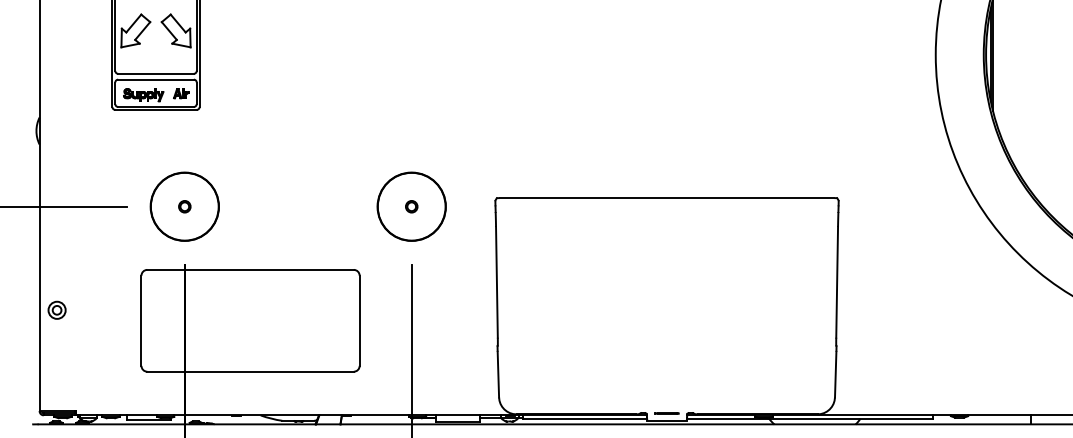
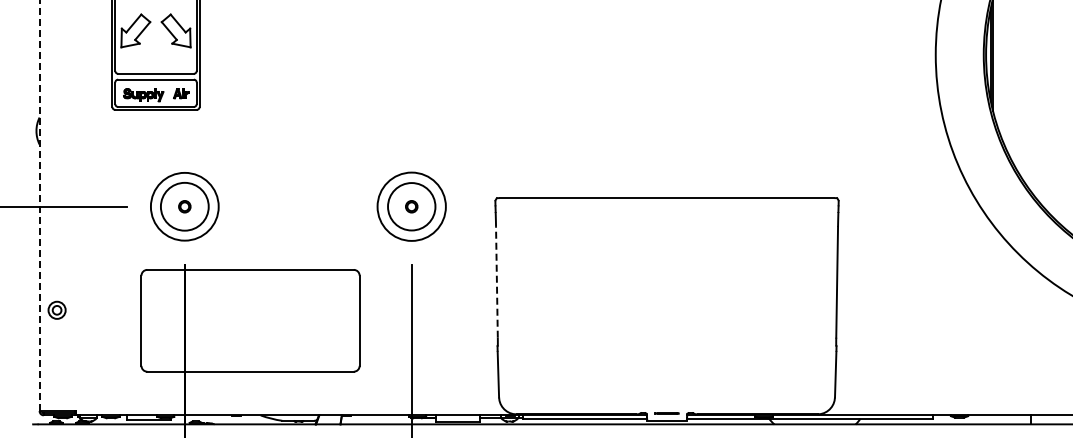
line: solid -> dashed (39, 205)
circle diameter: 68 px -> 48 px (184, 206)
circle diameter: 68 px -> 47 px (411, 206)
line: solid -> dashed (496, 281)
